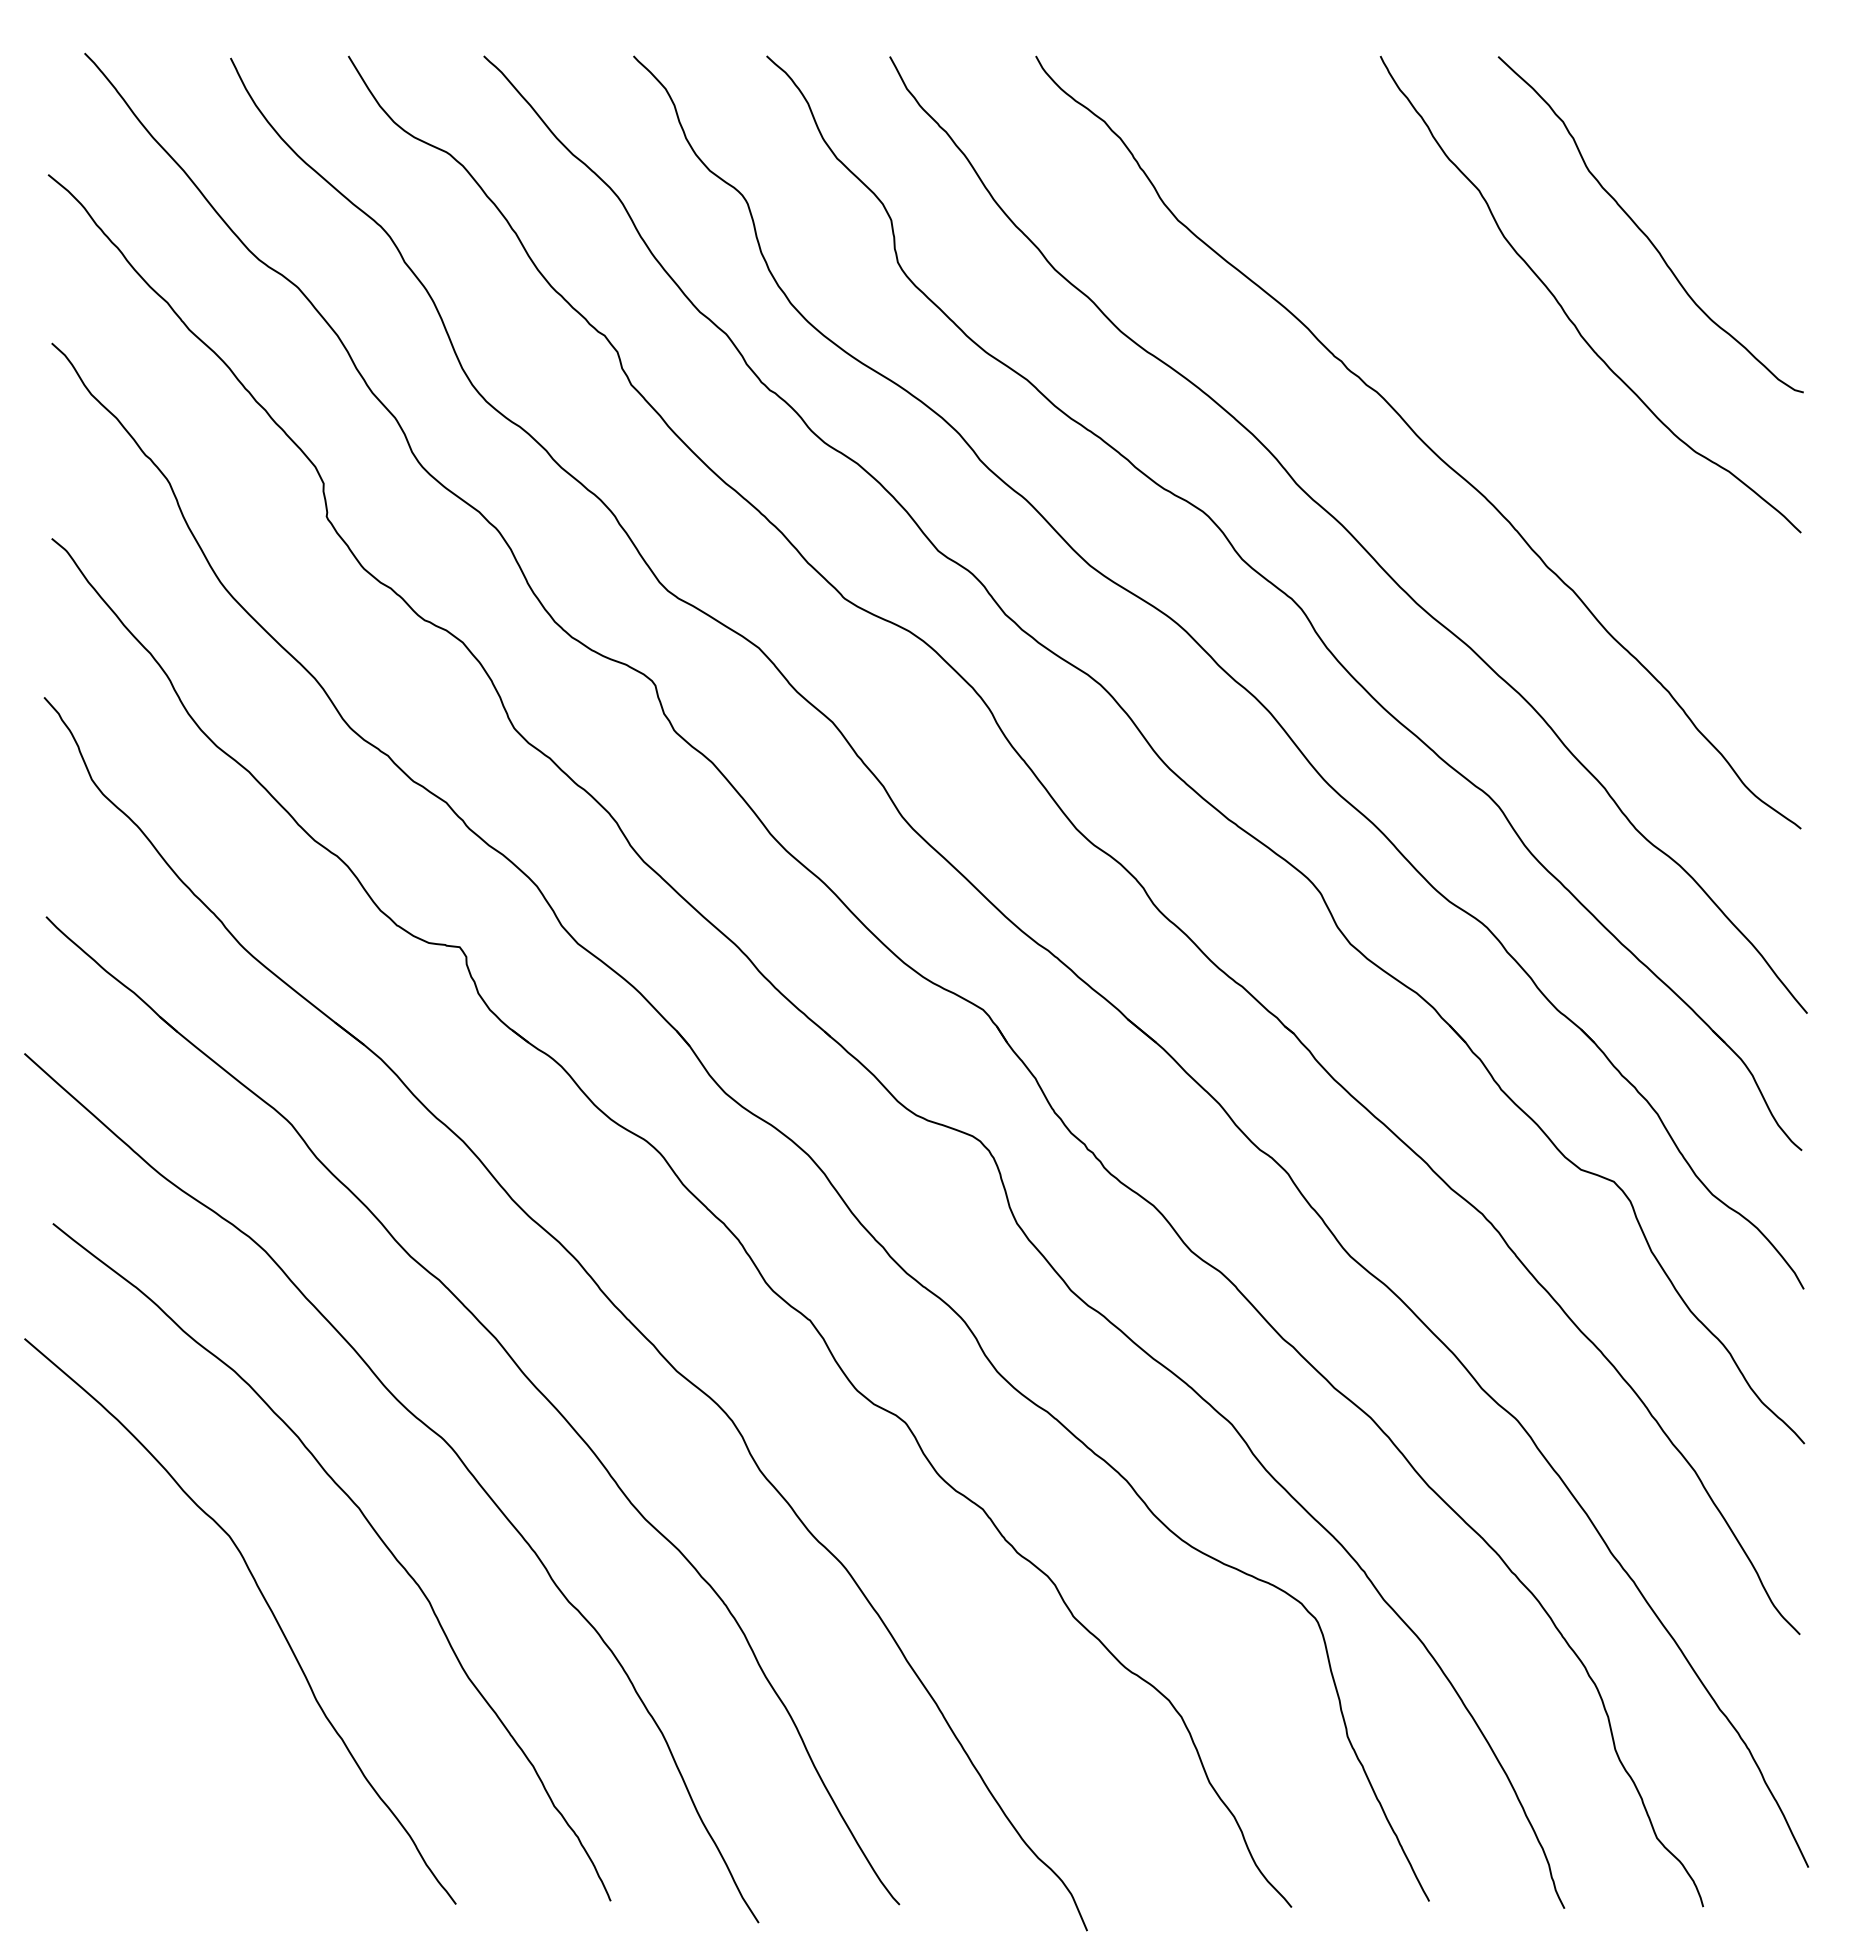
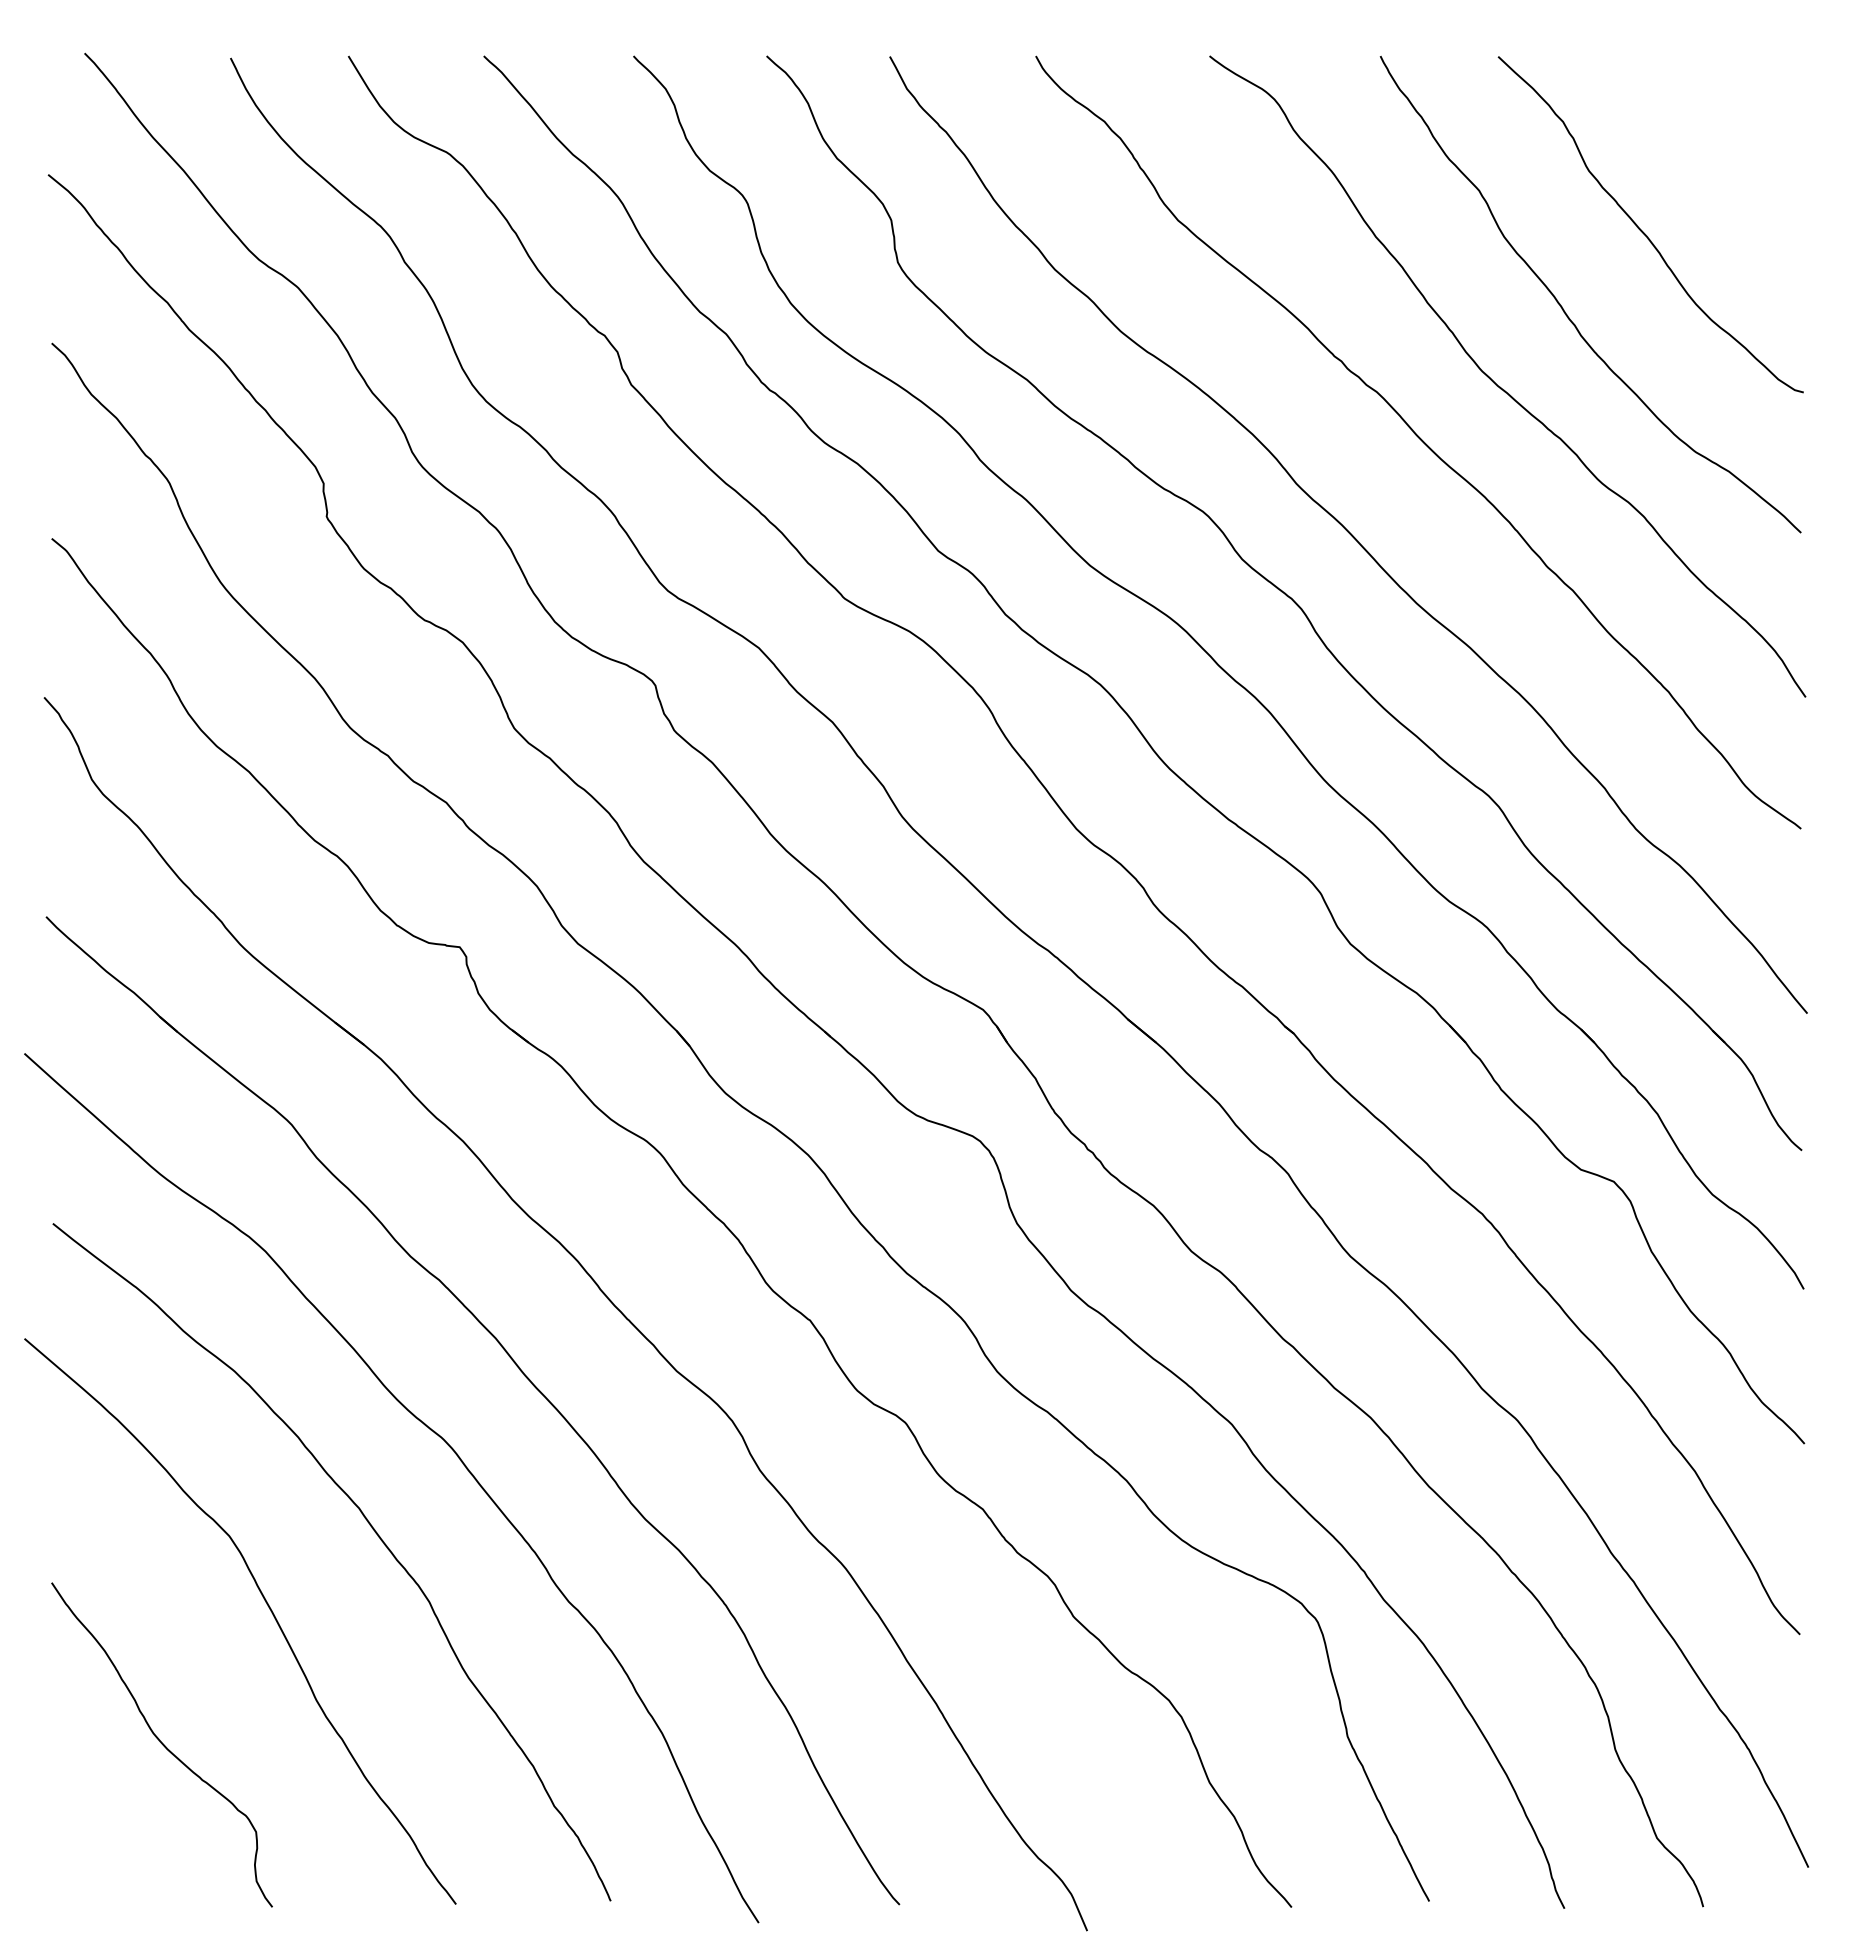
curve: none -> present (1500, 386)
curve: none -> present (161, 1744)
